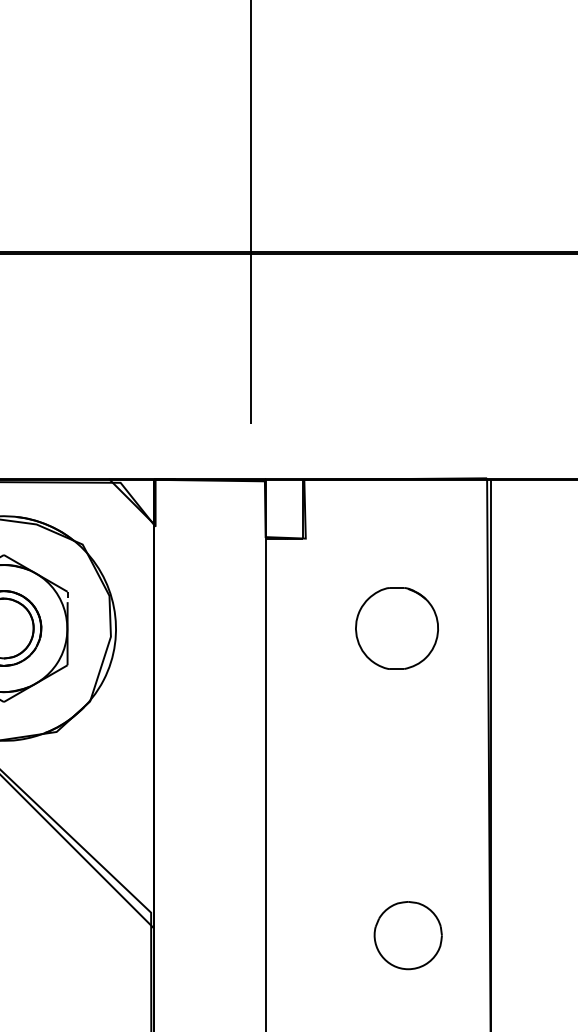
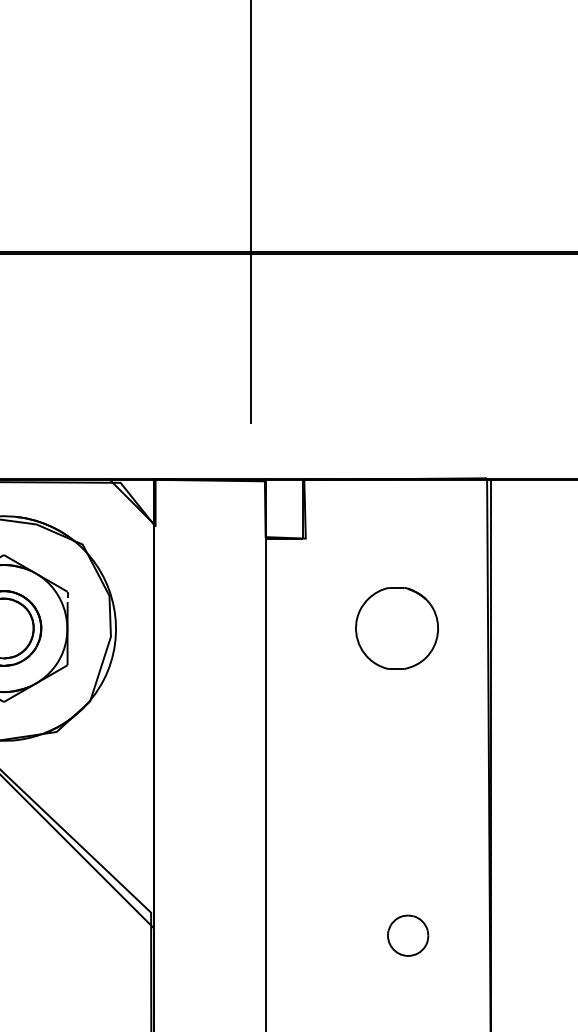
part size: 70x70 px -> 43x43 px (408, 935)
